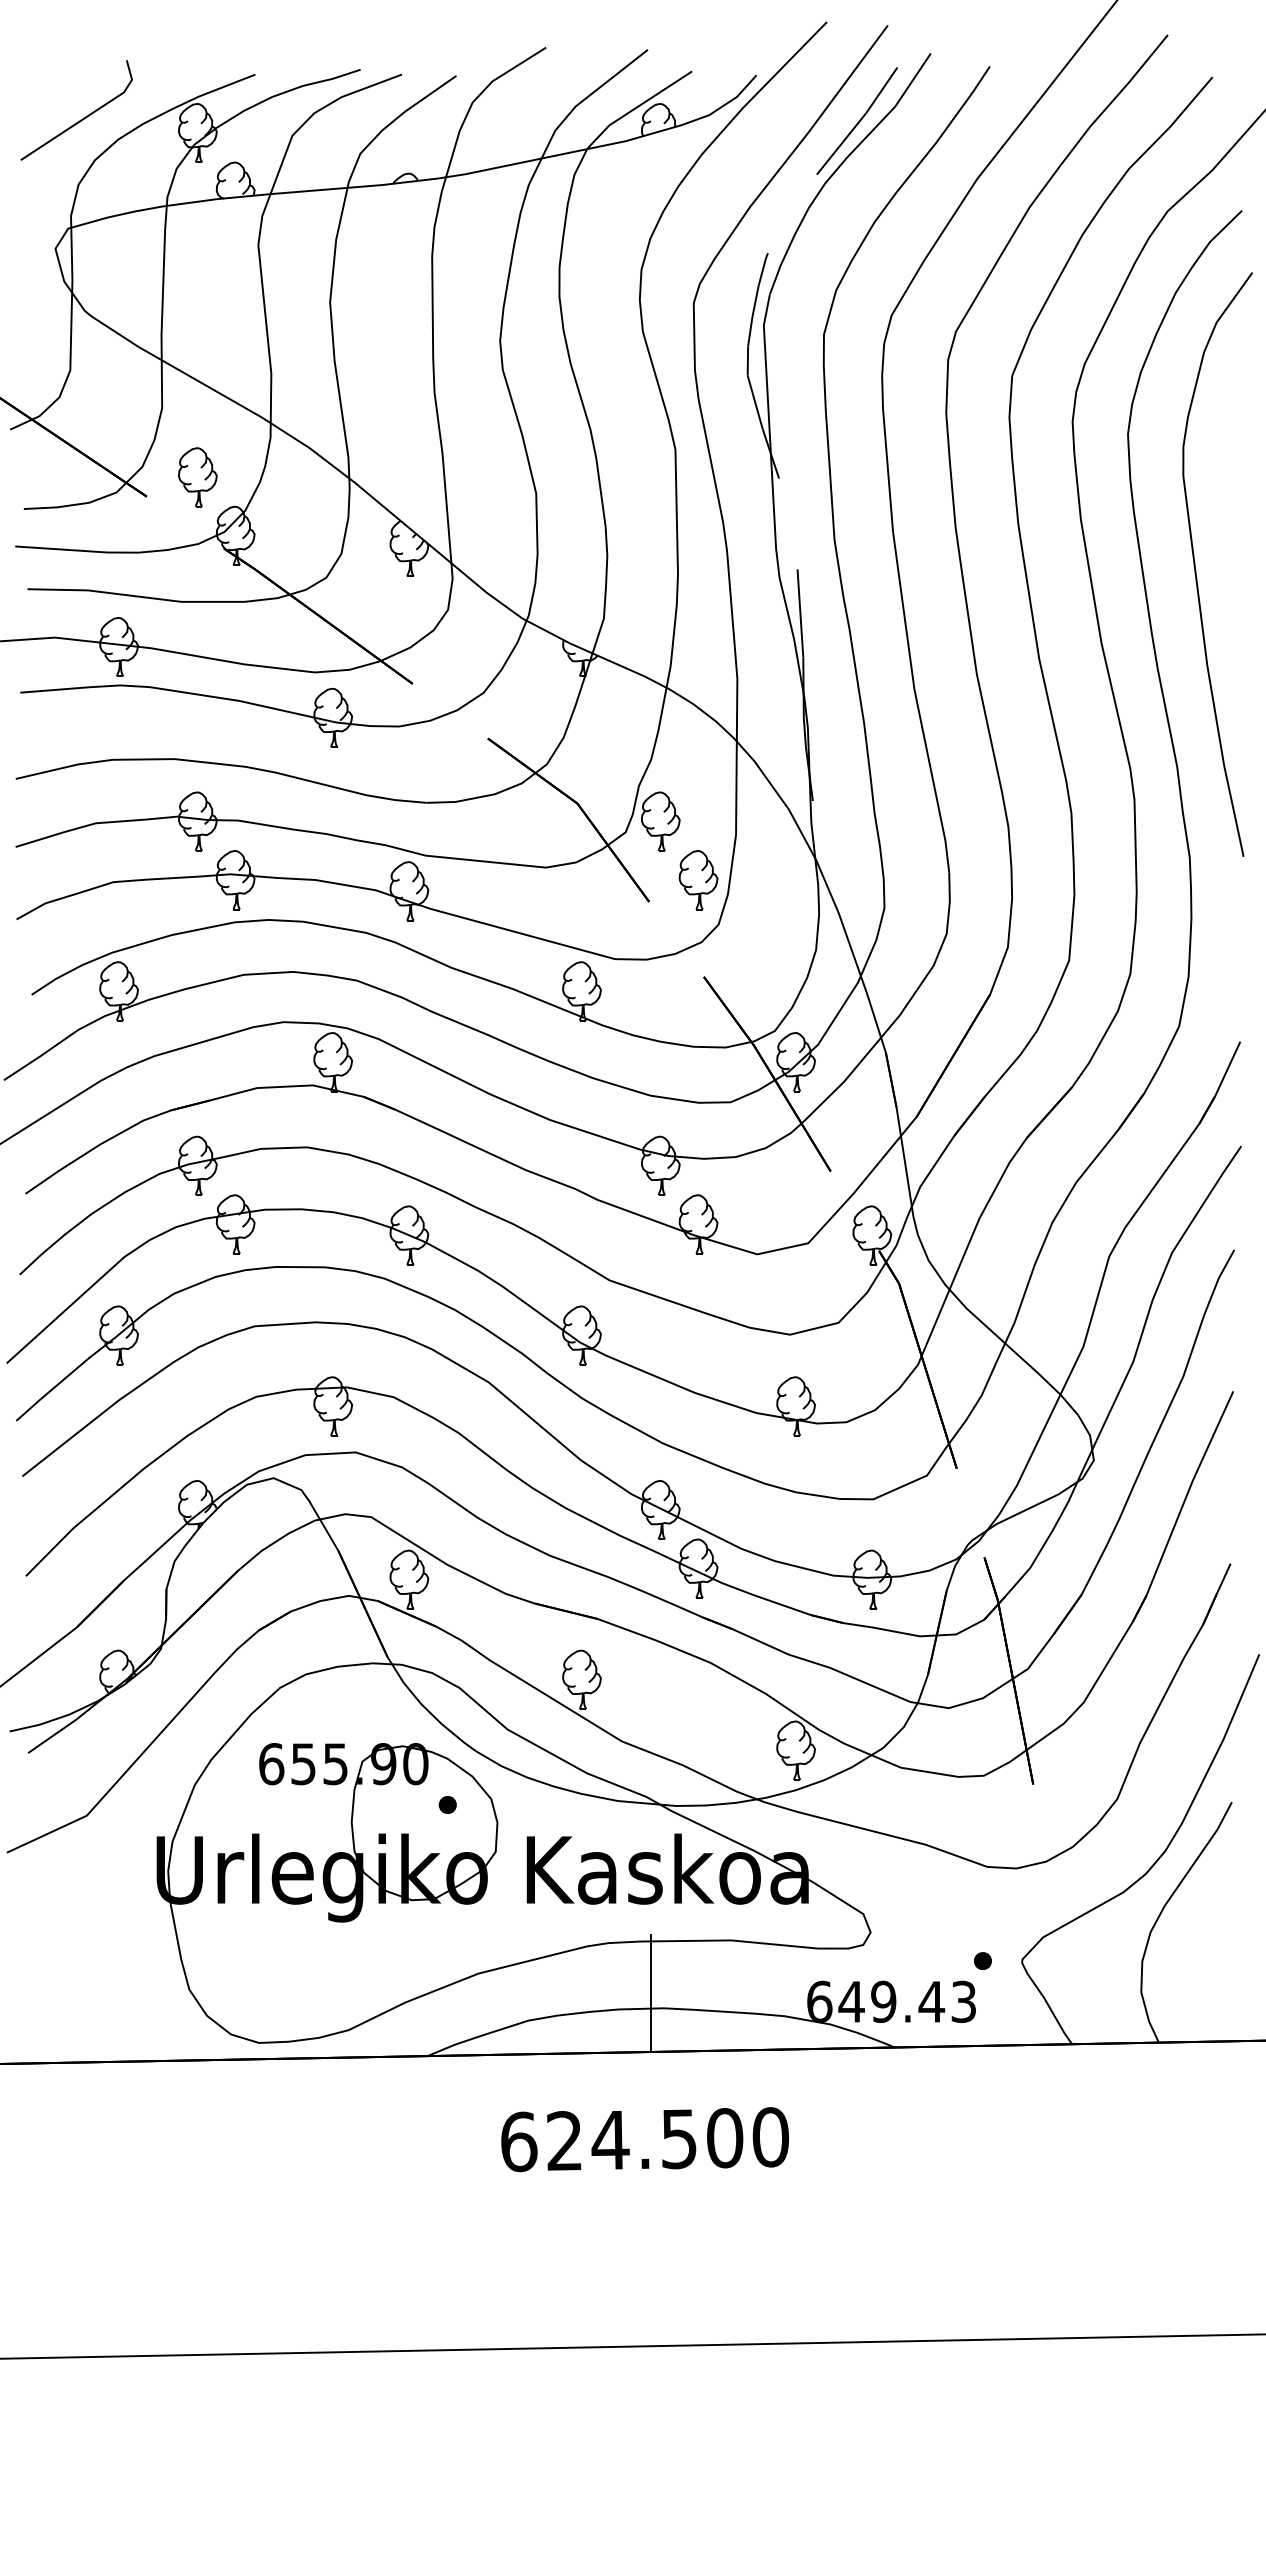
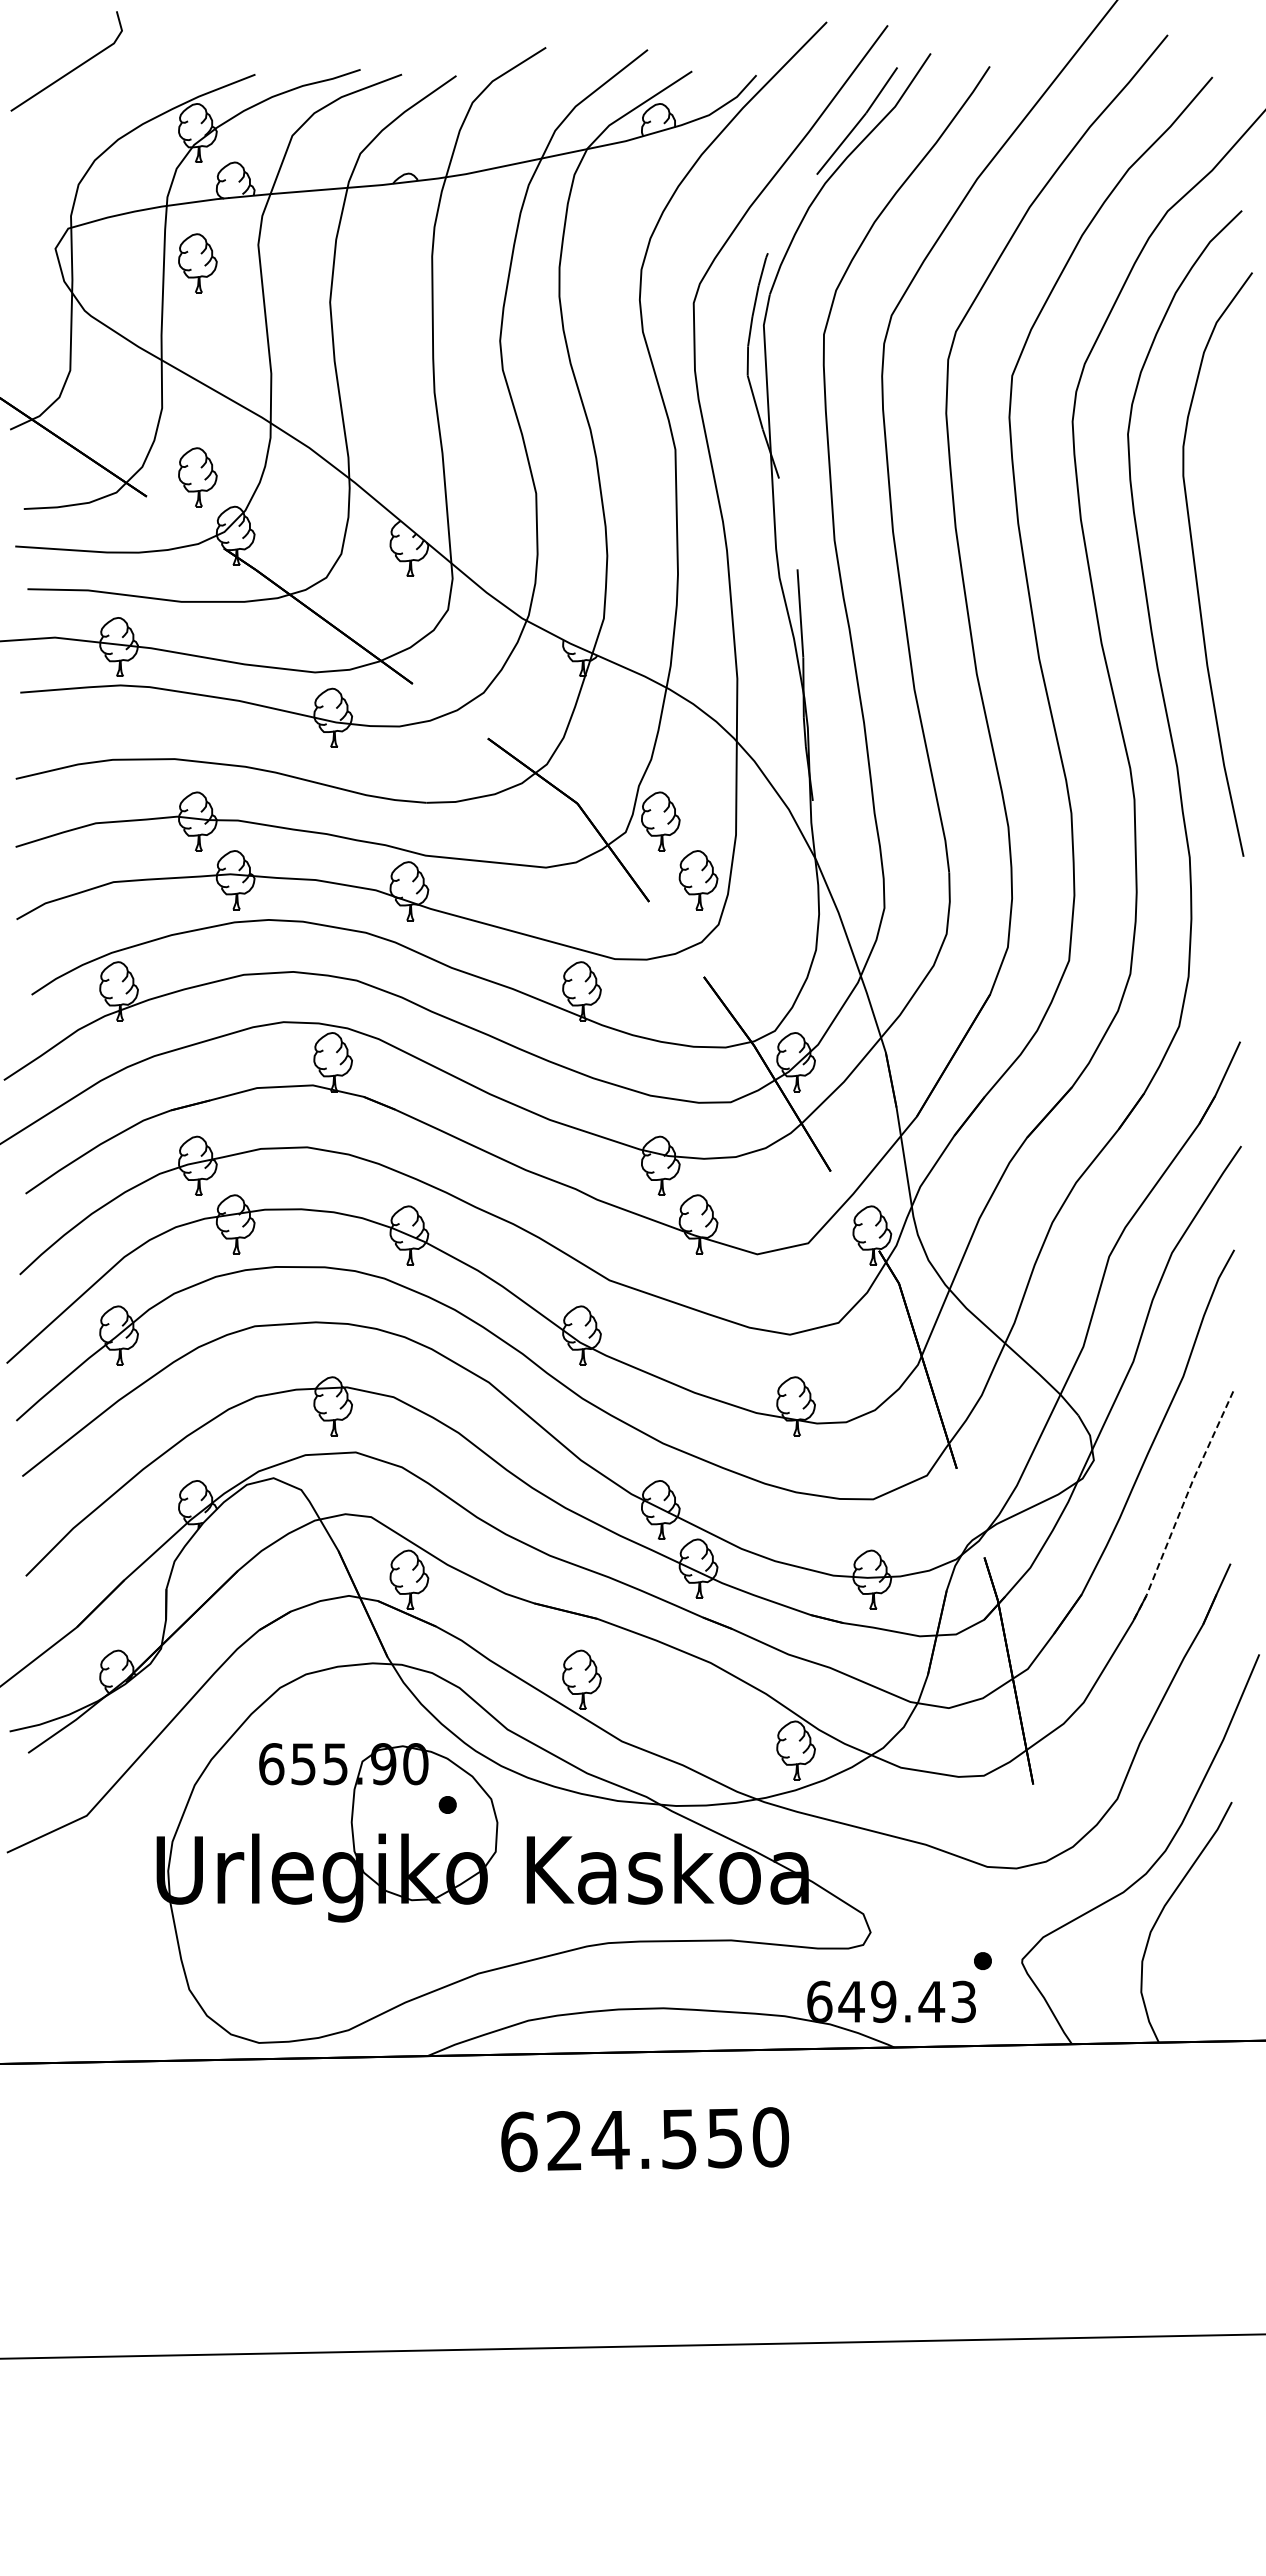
line position: (80, 119) -> (70, 70) (70, 70)
part: none -> present (197, 263)
line: solid -> dashed (1182, 1507)
line: present -> none (651, 1993)
text: 624.500 -> 624.550 (725, 2138)
